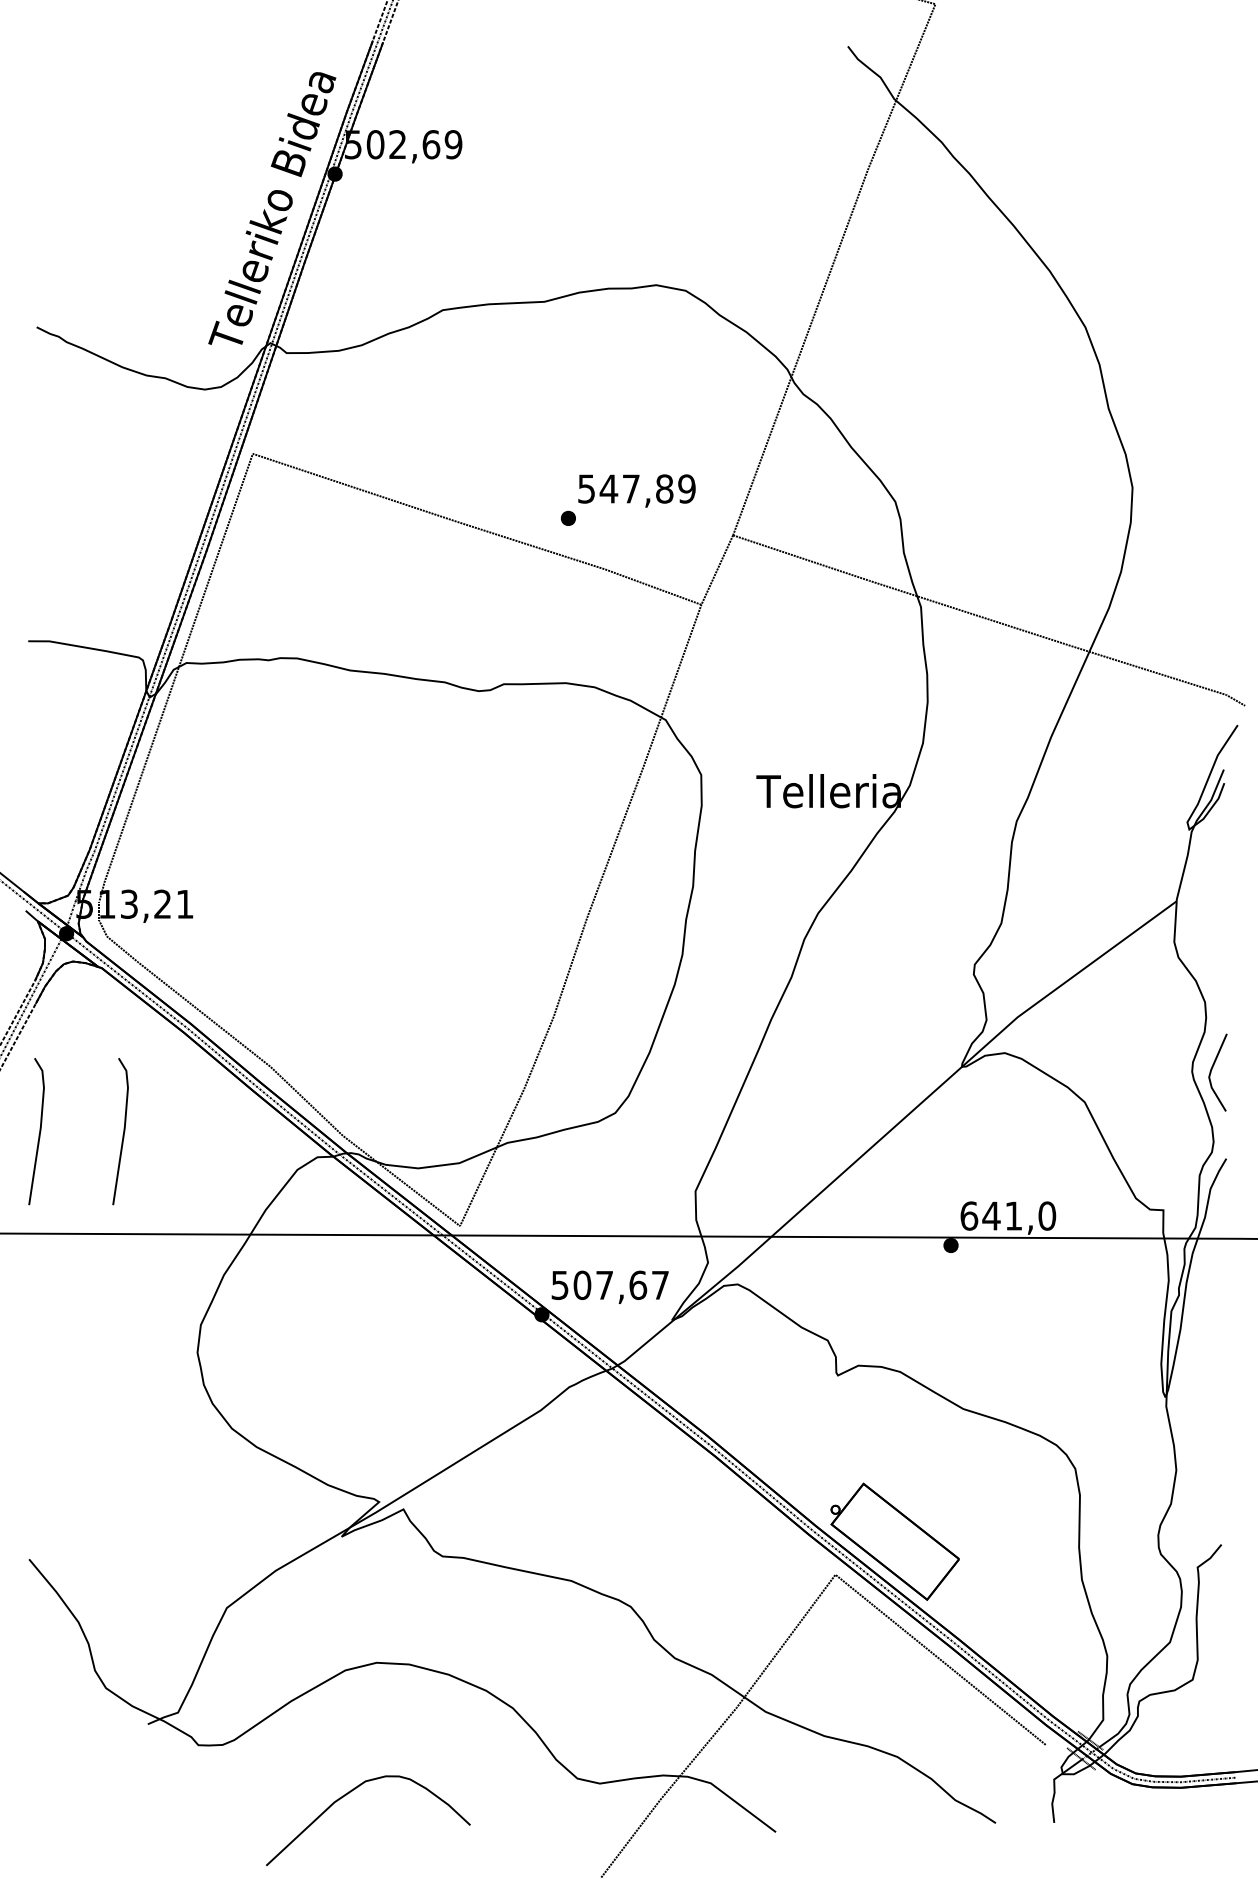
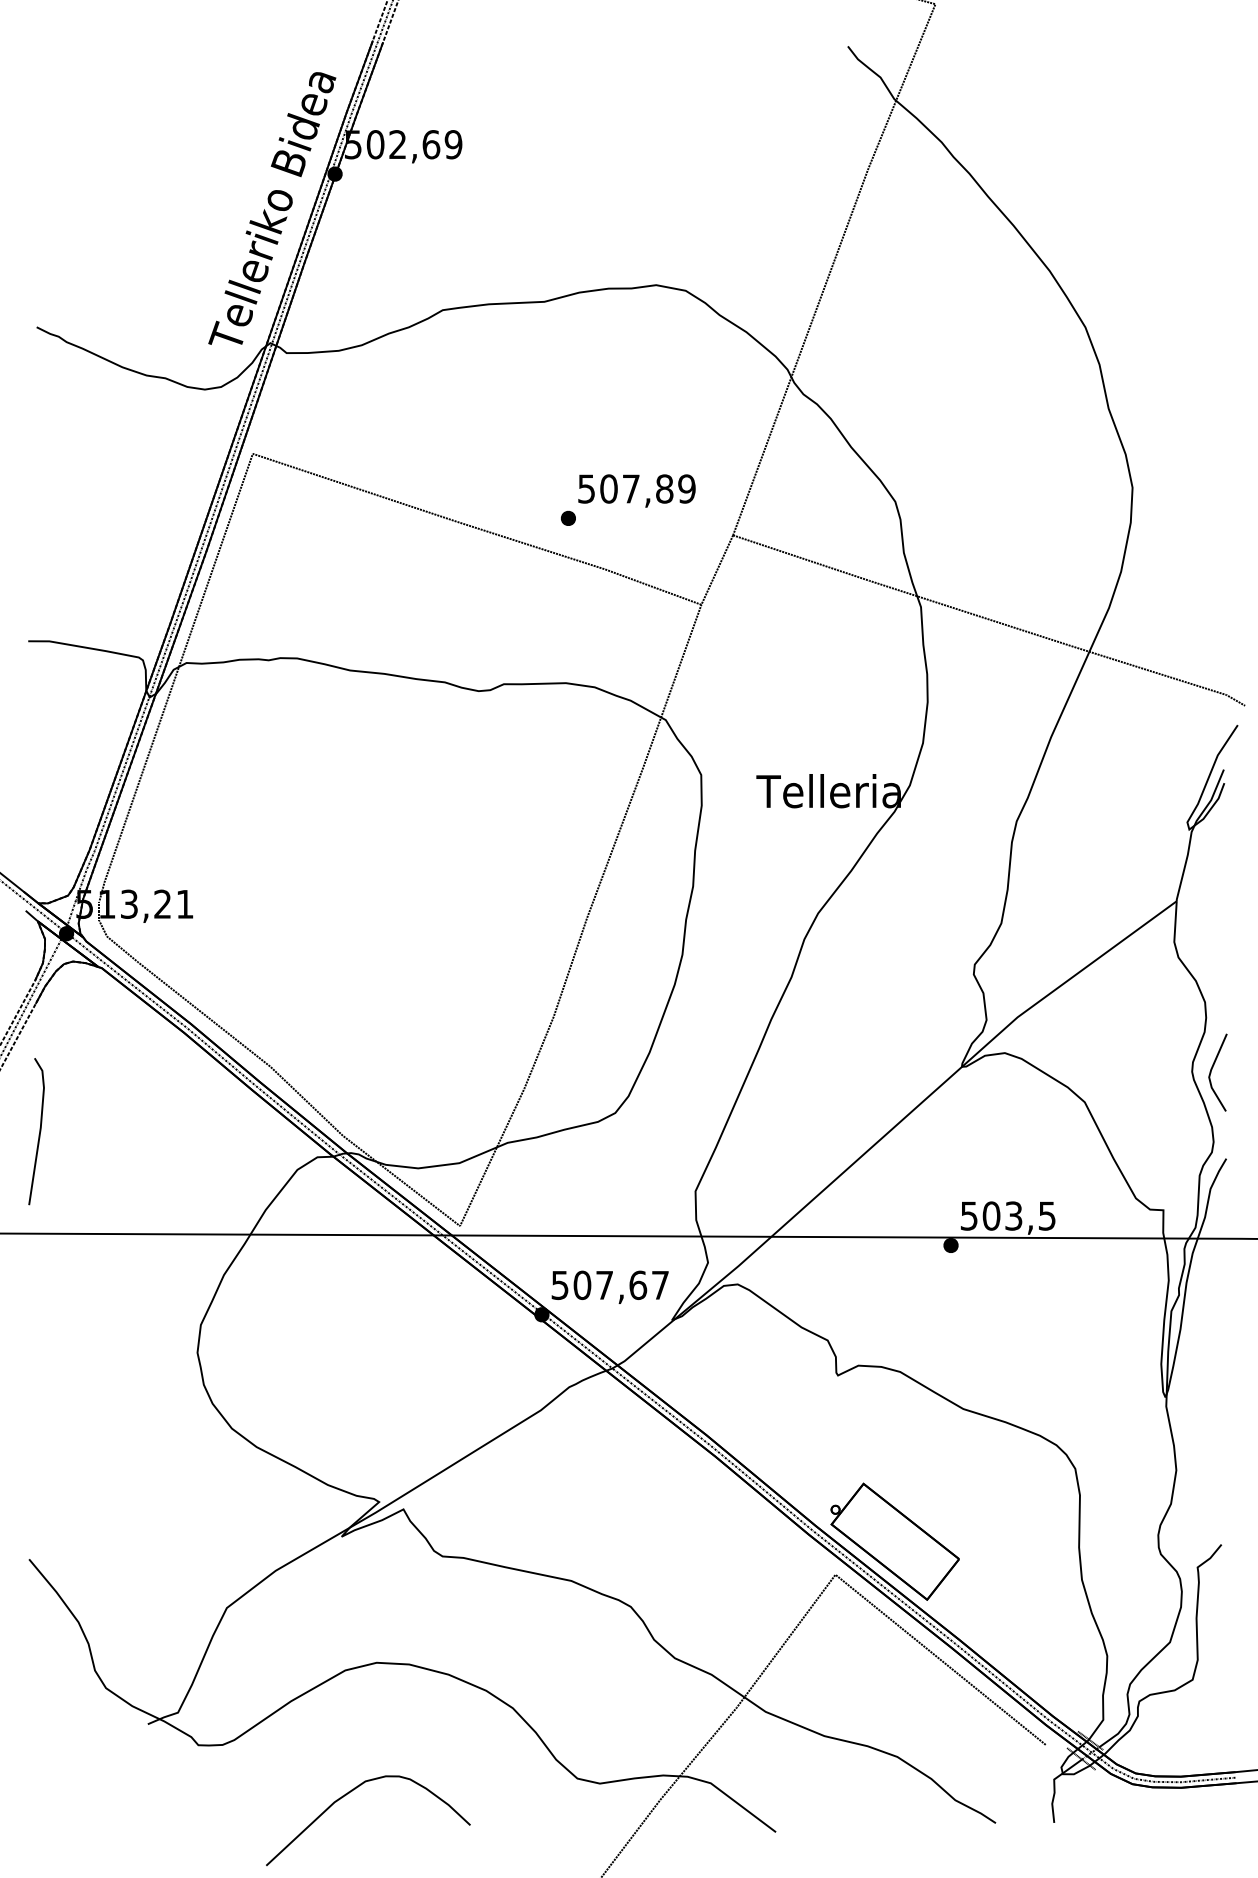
text: 547,89 -> 507,89 (608, 488)
line: present -> none (123, 1131)
text: 641,0 -> 503,5 (1008, 1215)
